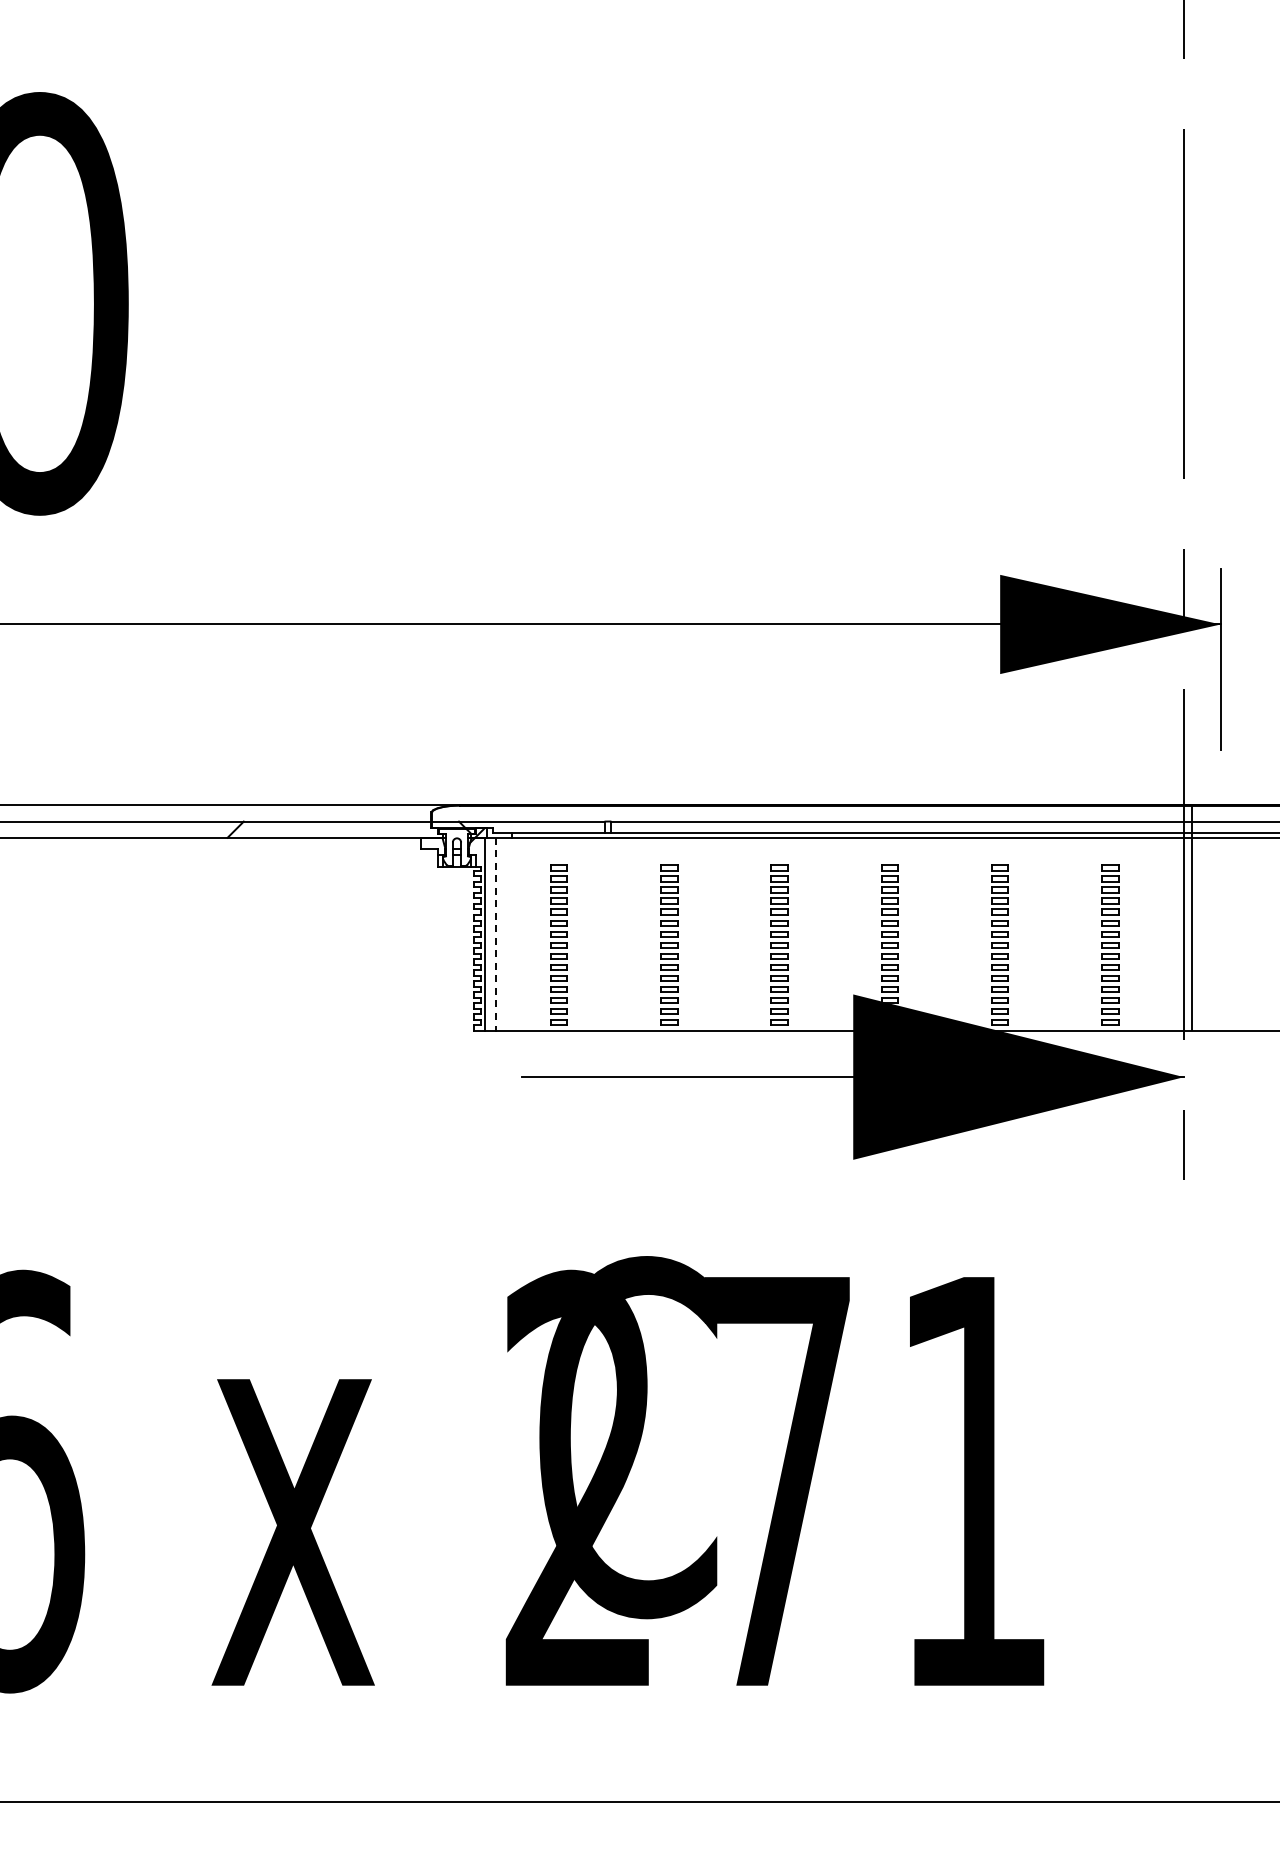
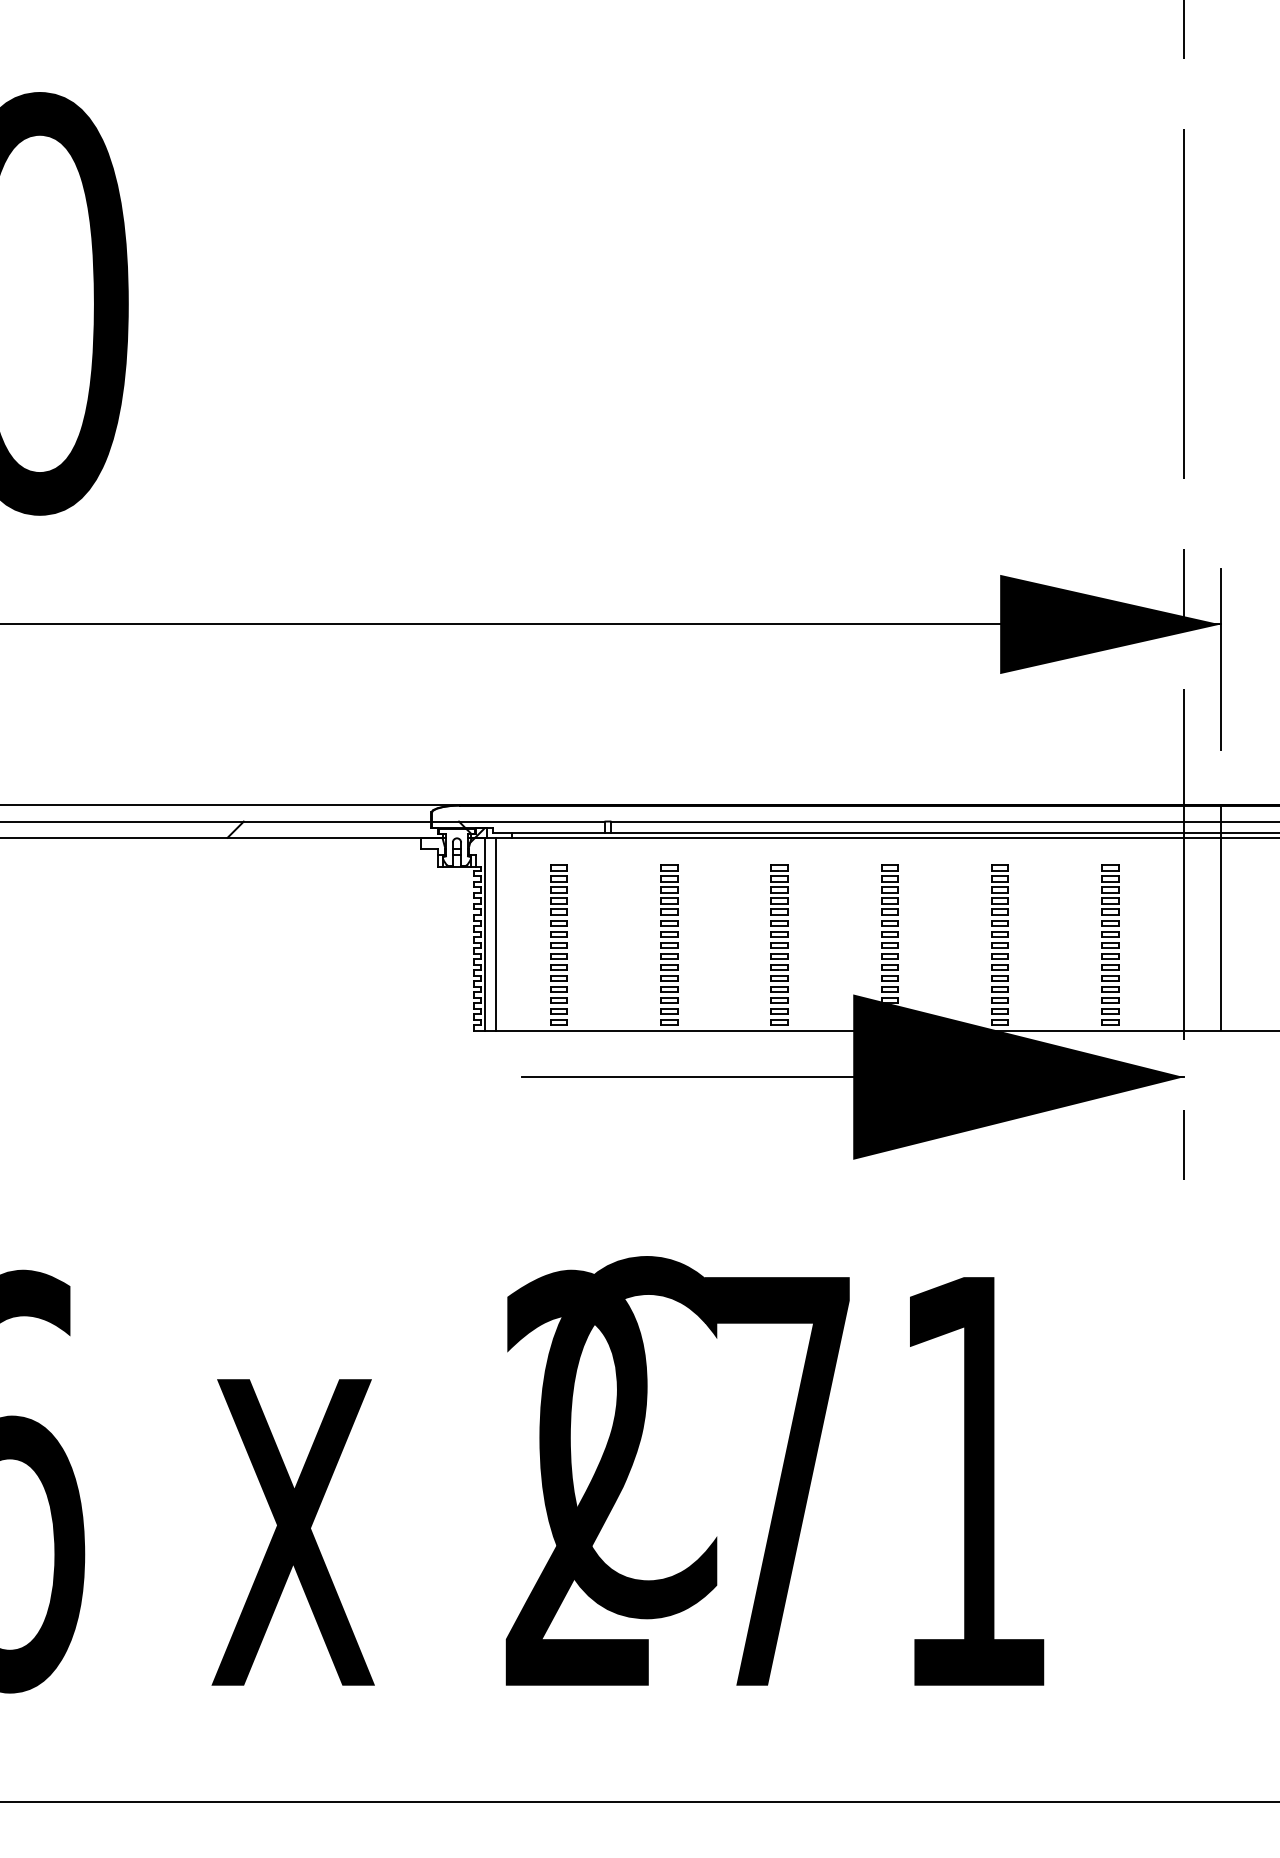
line position: (1191, 917) -> (1220, 917) (1220, 917)
line: dashed -> solid (495, 934)
